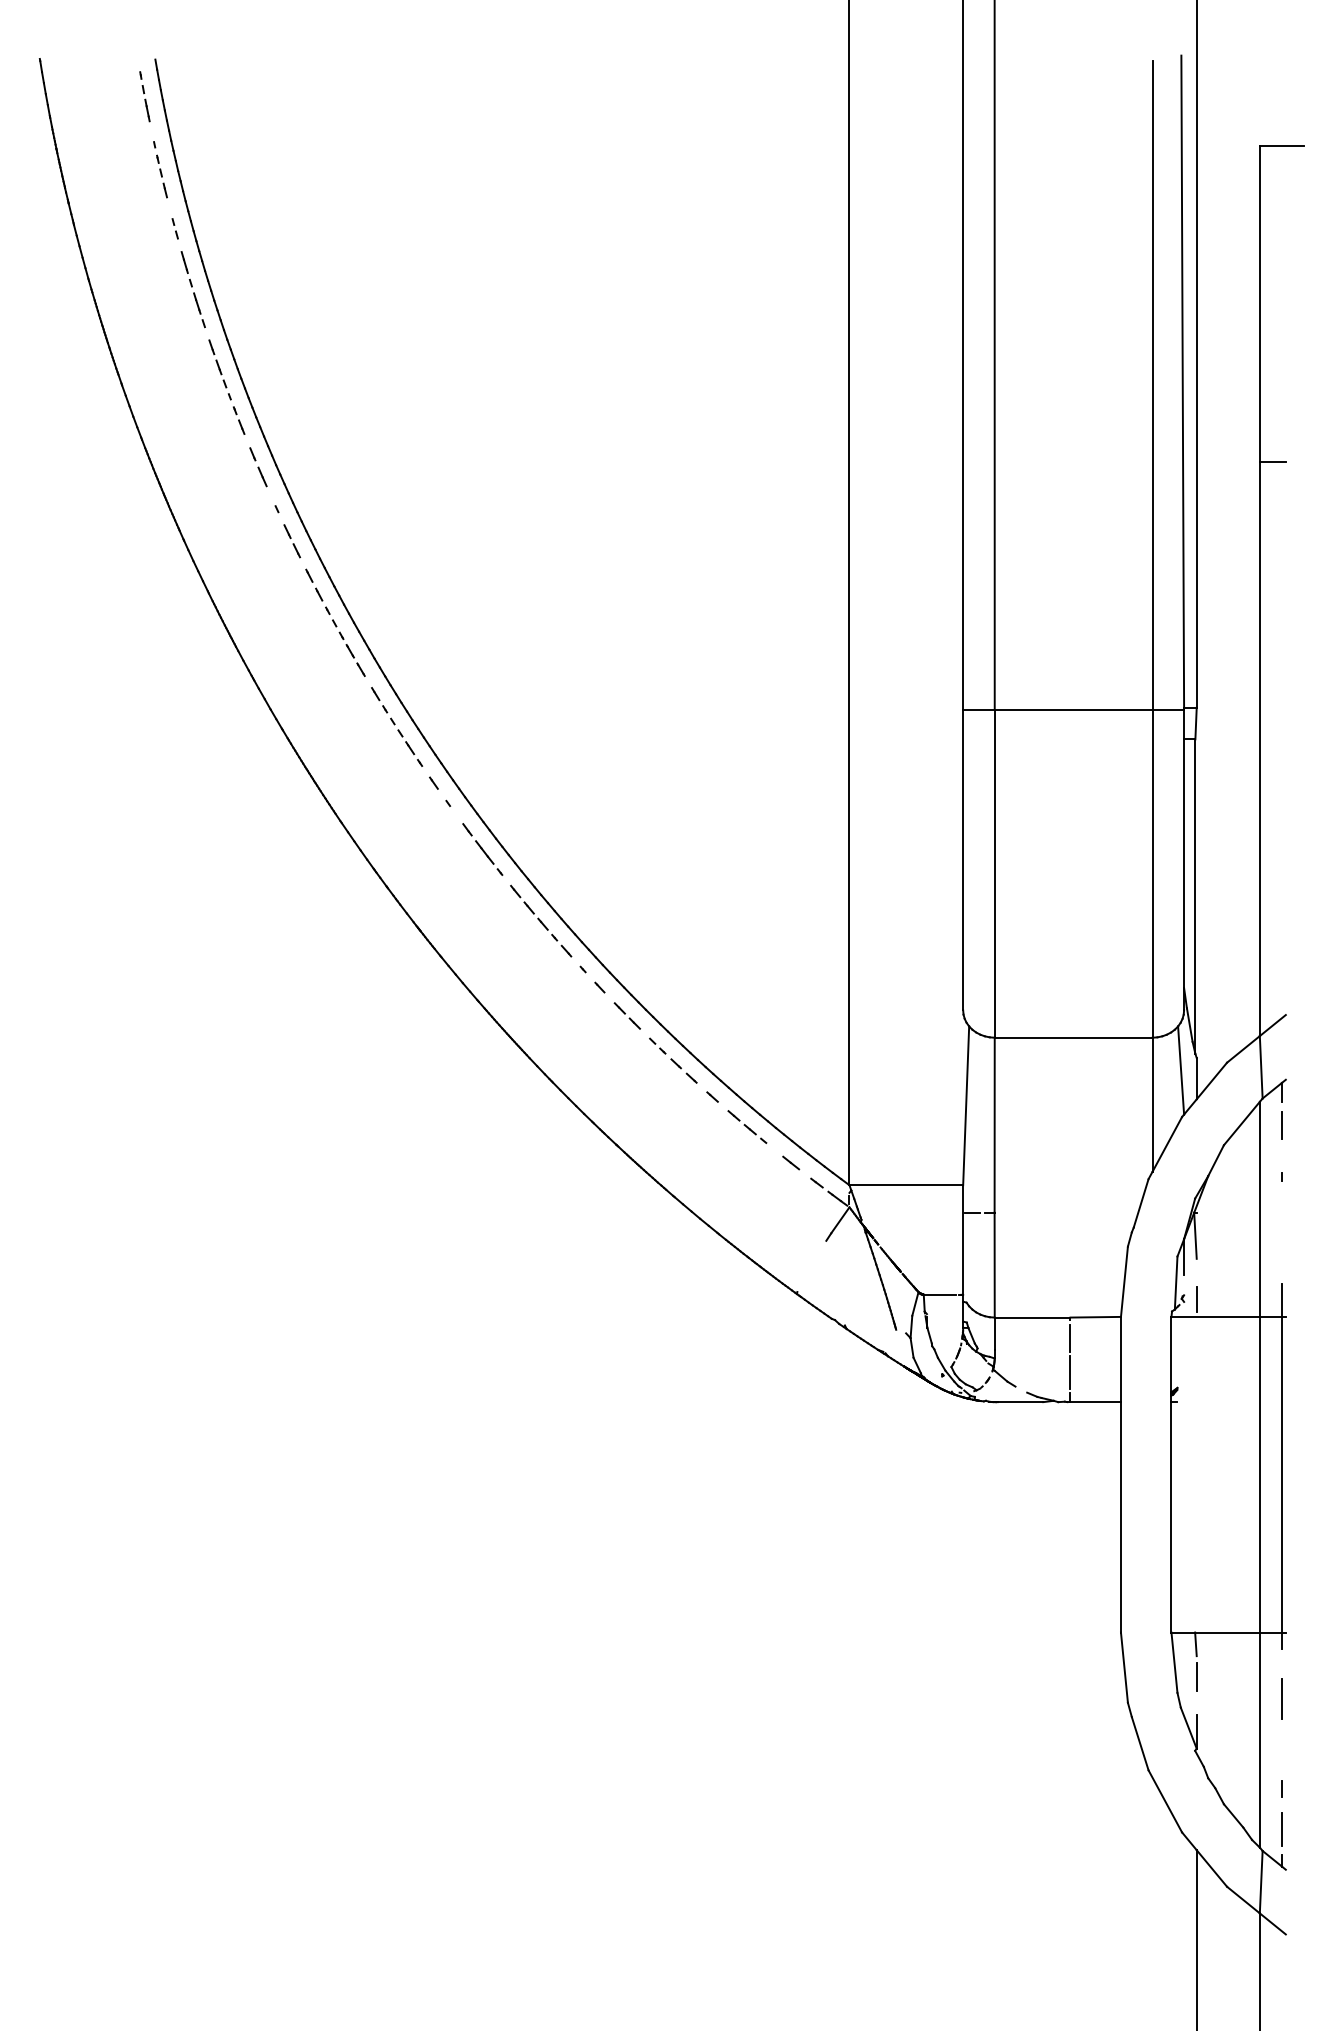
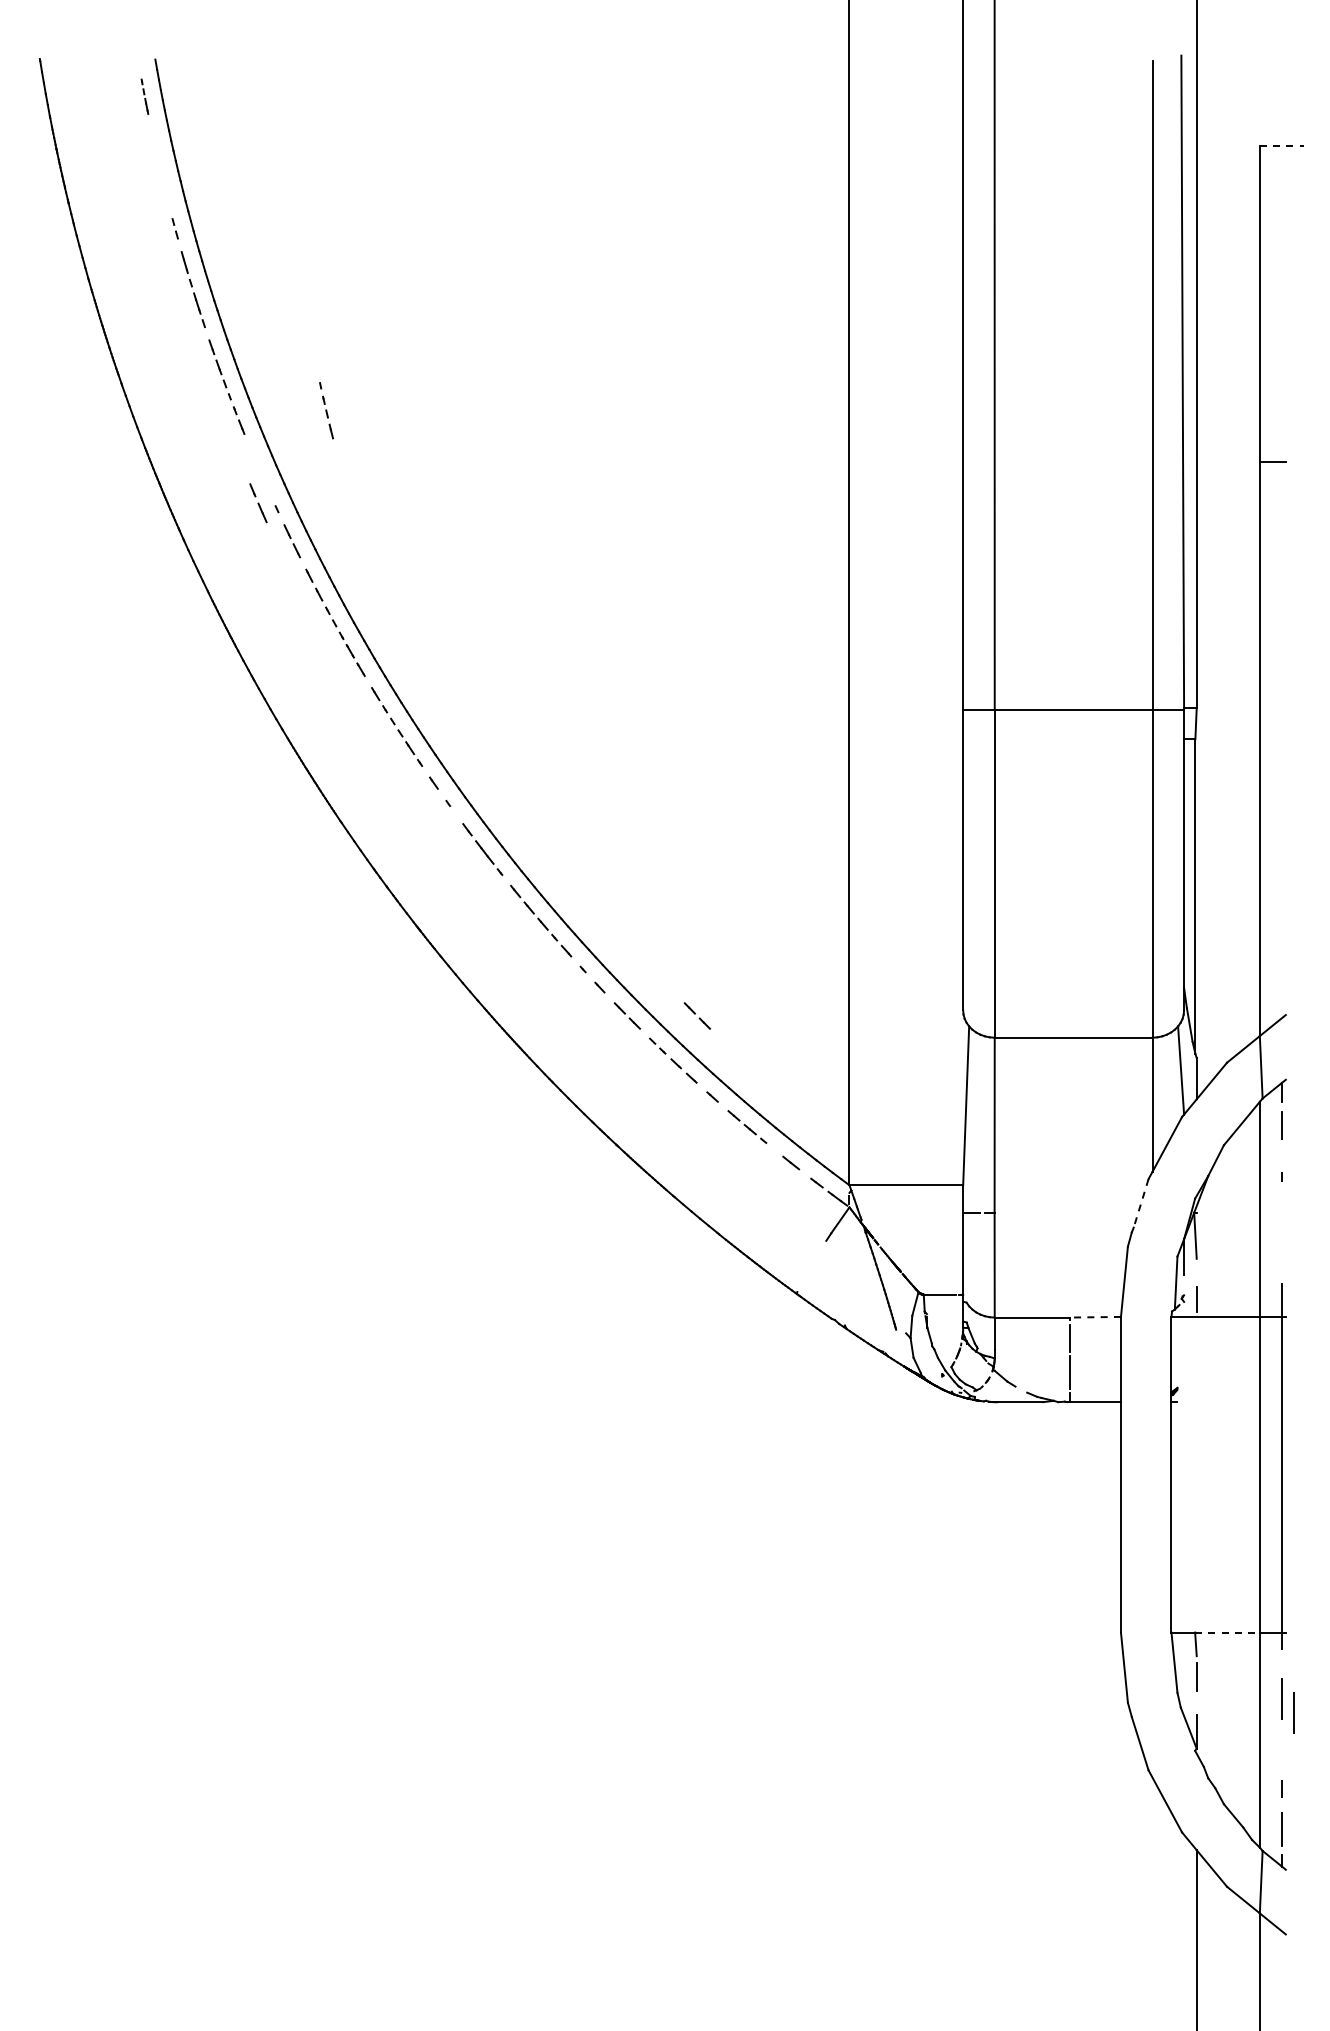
part size: 12x52 px -> 10x37 px (144, 96)
line: solid -> dashed (1282, 146)
part position: (160, 169) -> (326, 410) (326, 410)
line position: (258, 467) -> (258, 503) (258, 503)
line: none -> present (695, 1014)
line: solid -> dashed (1141, 1203)
line: solid -> dashed (1095, 1317)
line: solid -> dashed (1227, 1632)
line: none -> present (1293, 1712)
